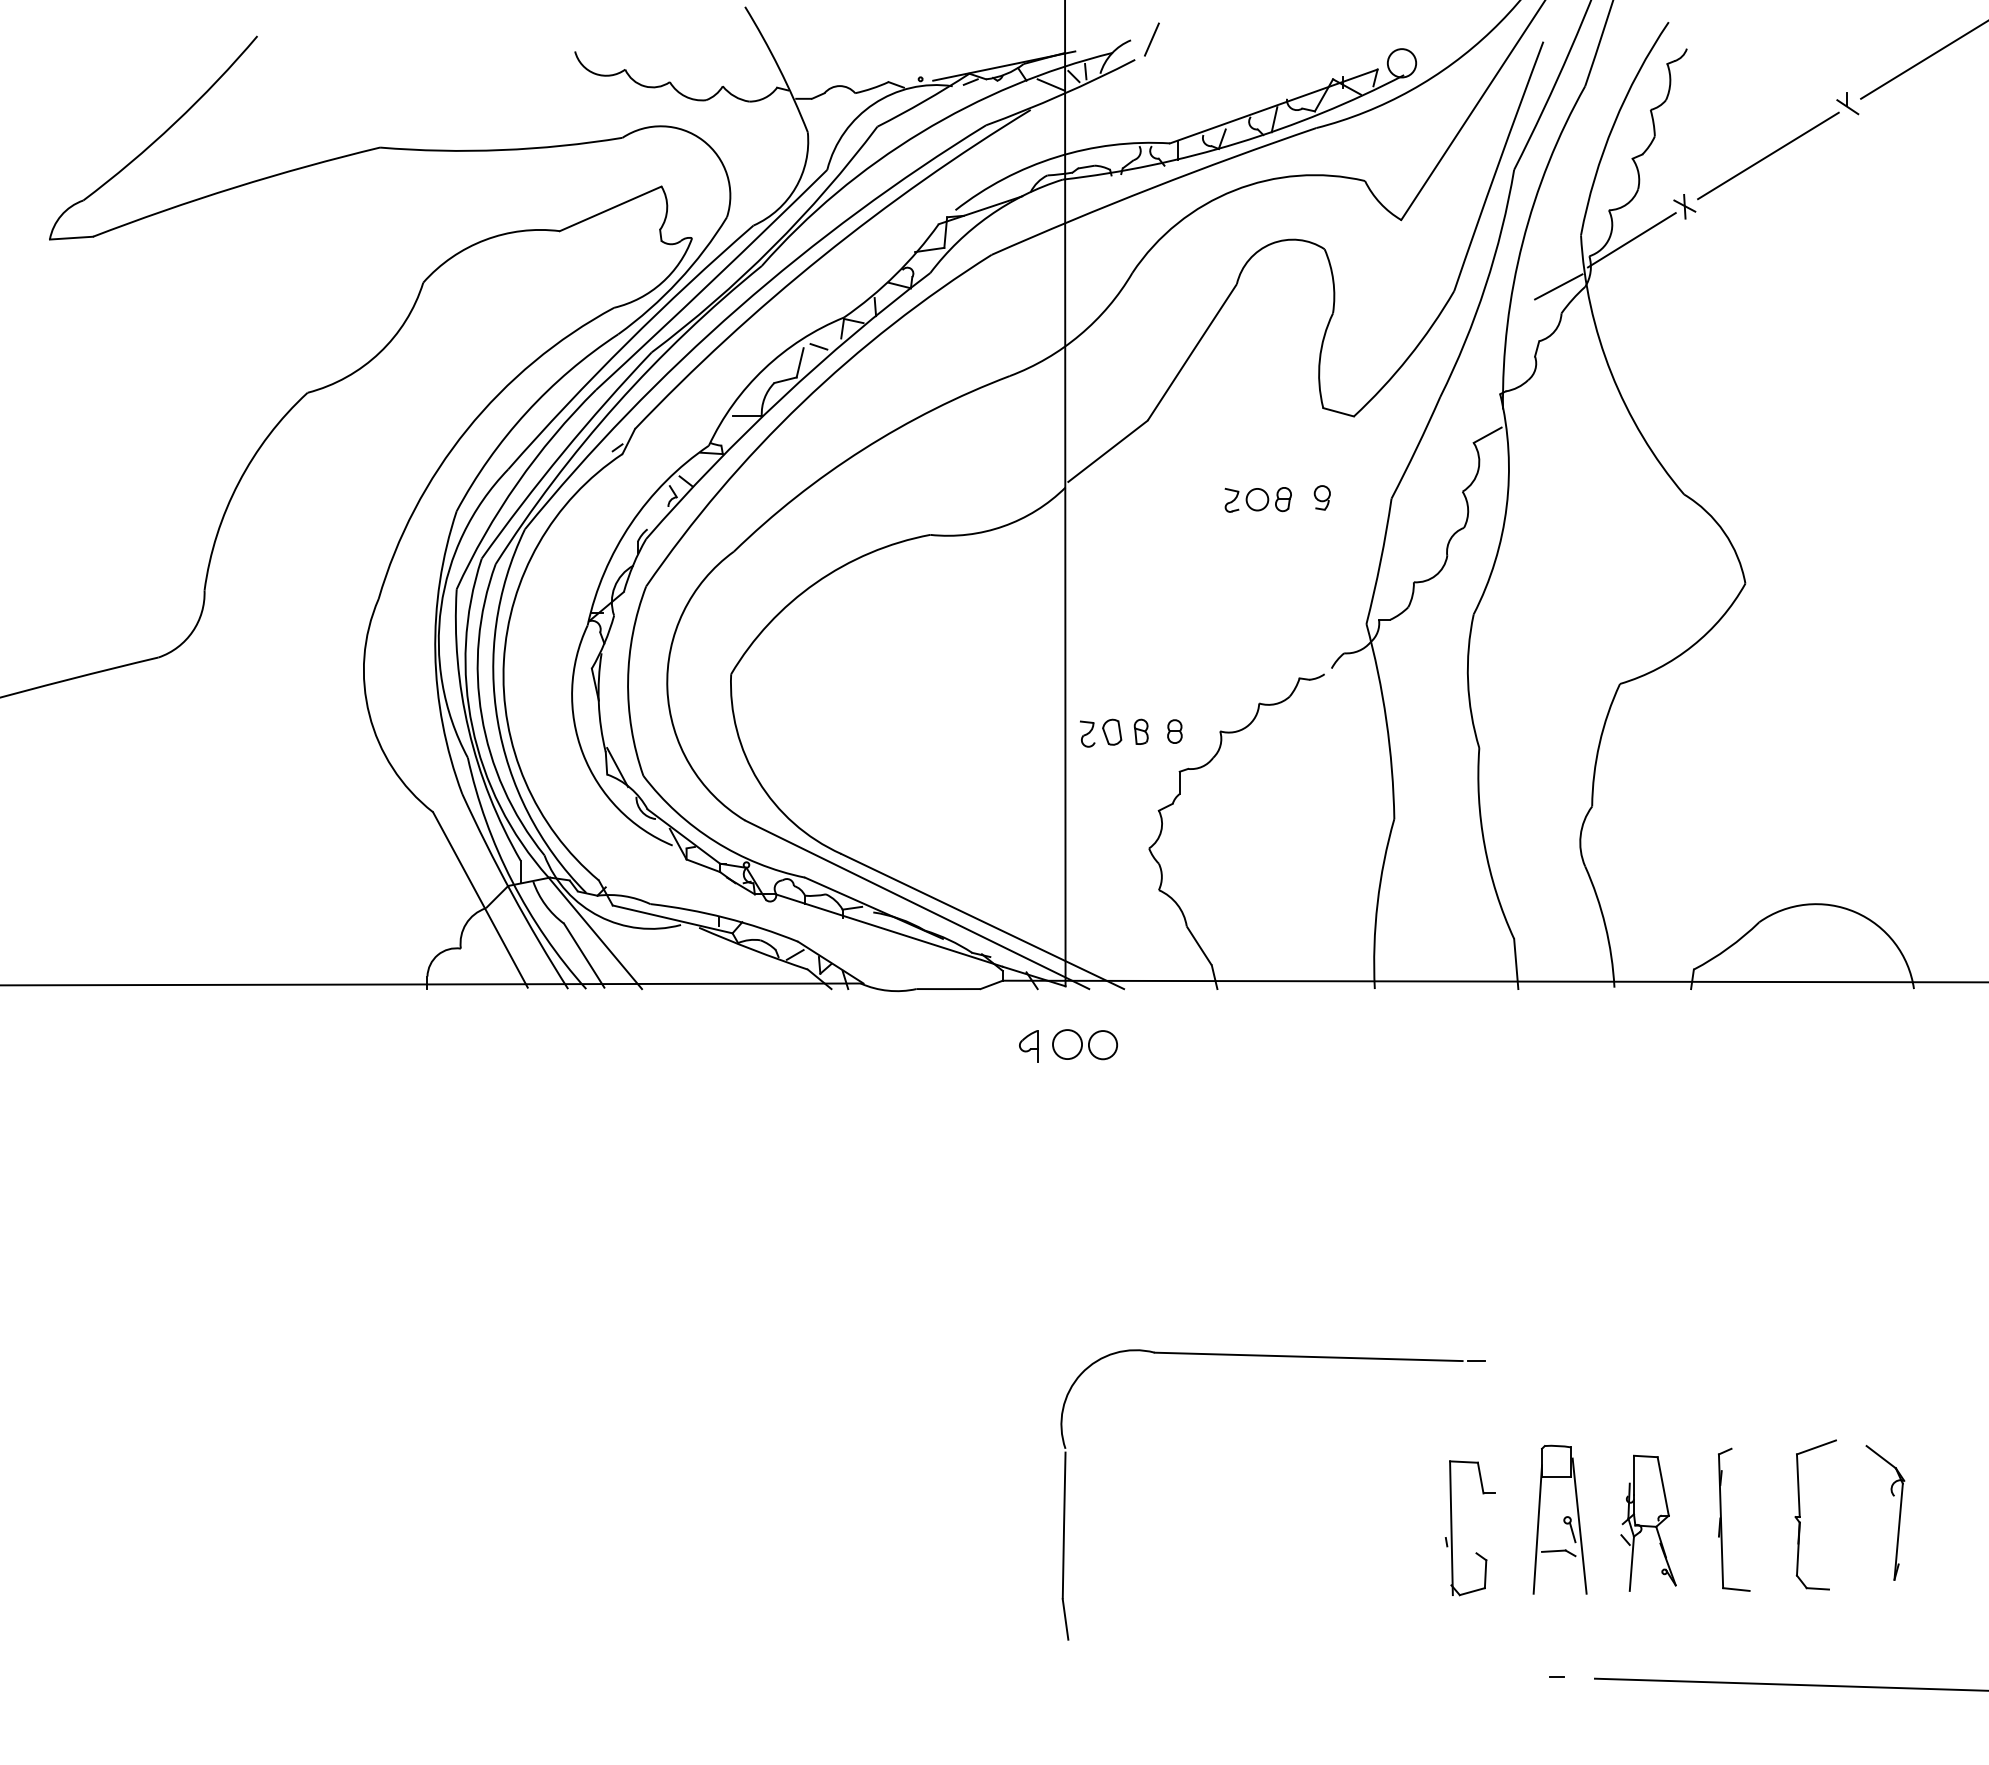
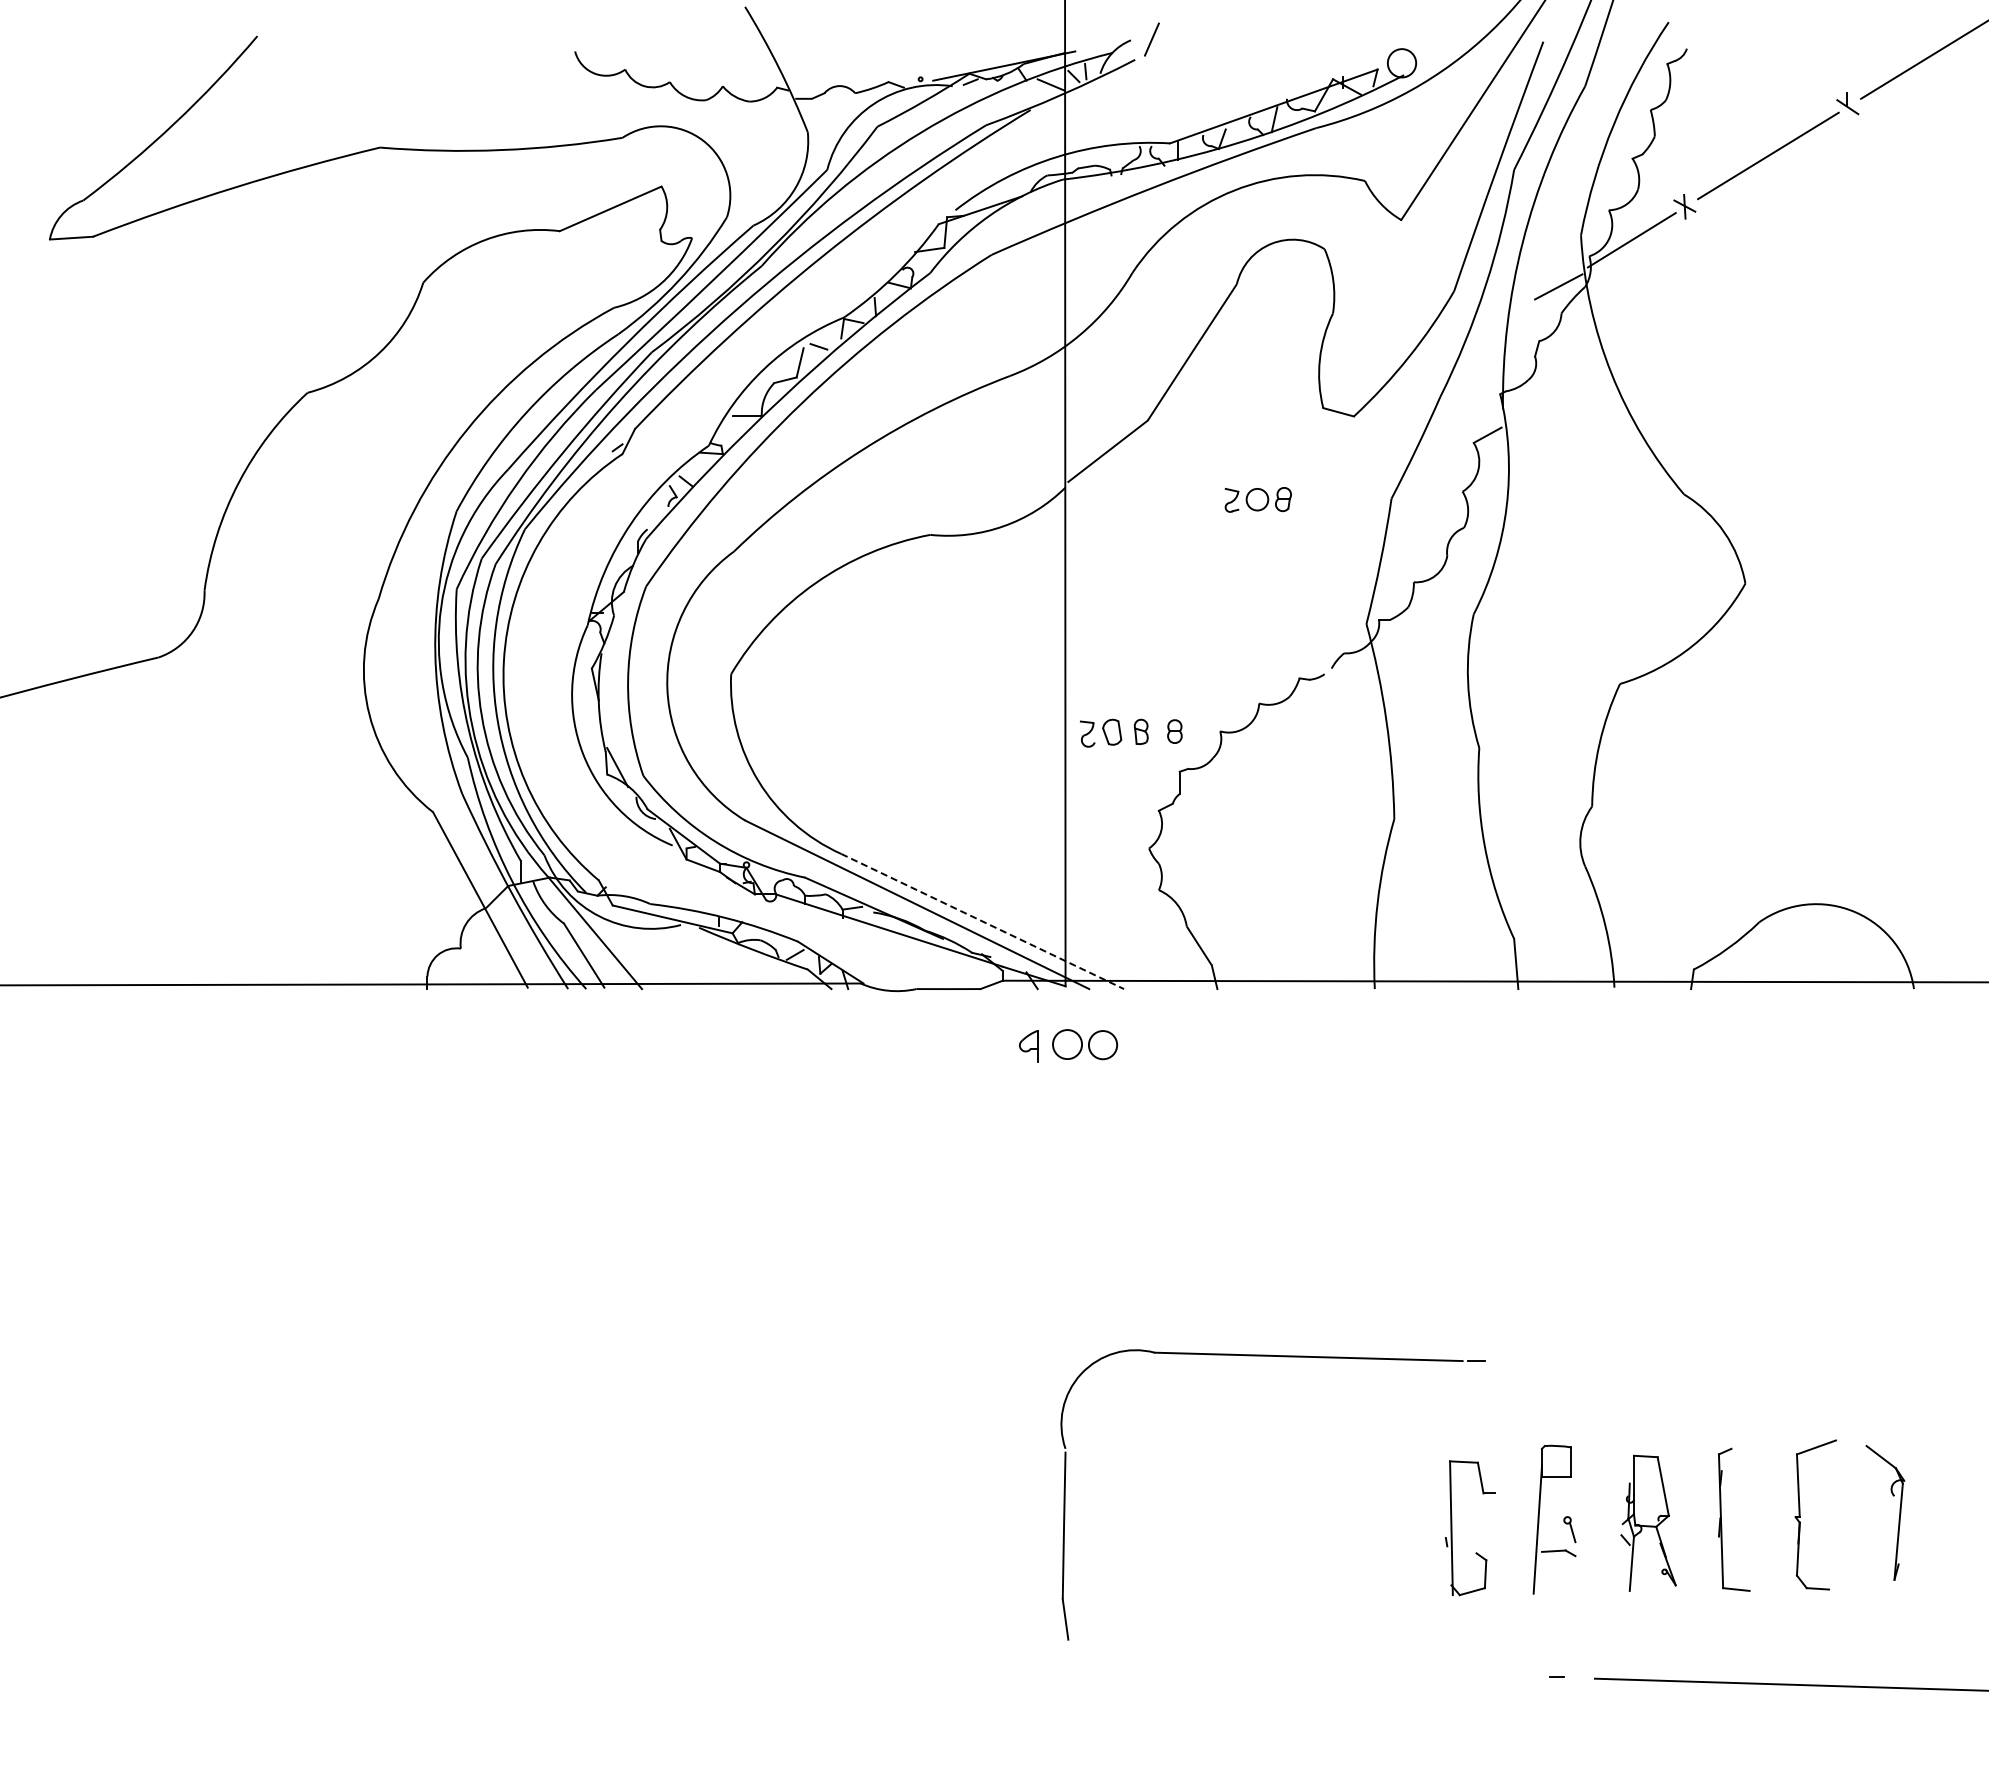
part: present -> none (1321, 497)
line: solid -> dashed (982, 921)
line: present -> none (1579, 1525)
